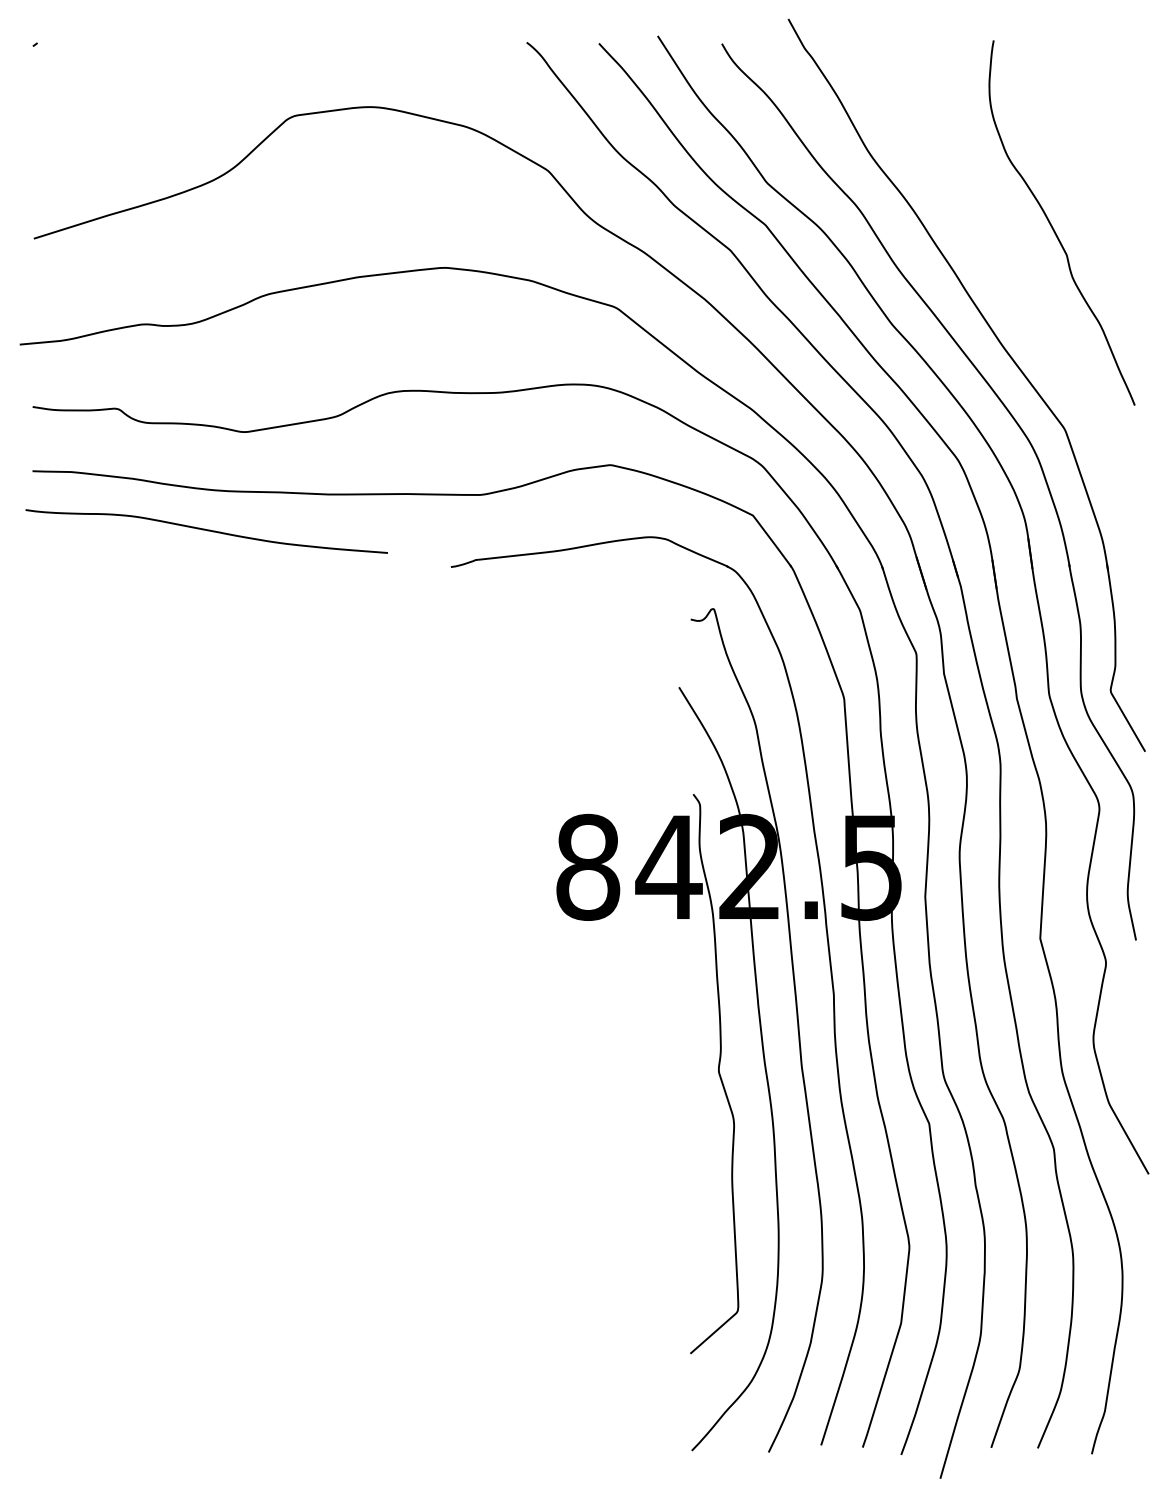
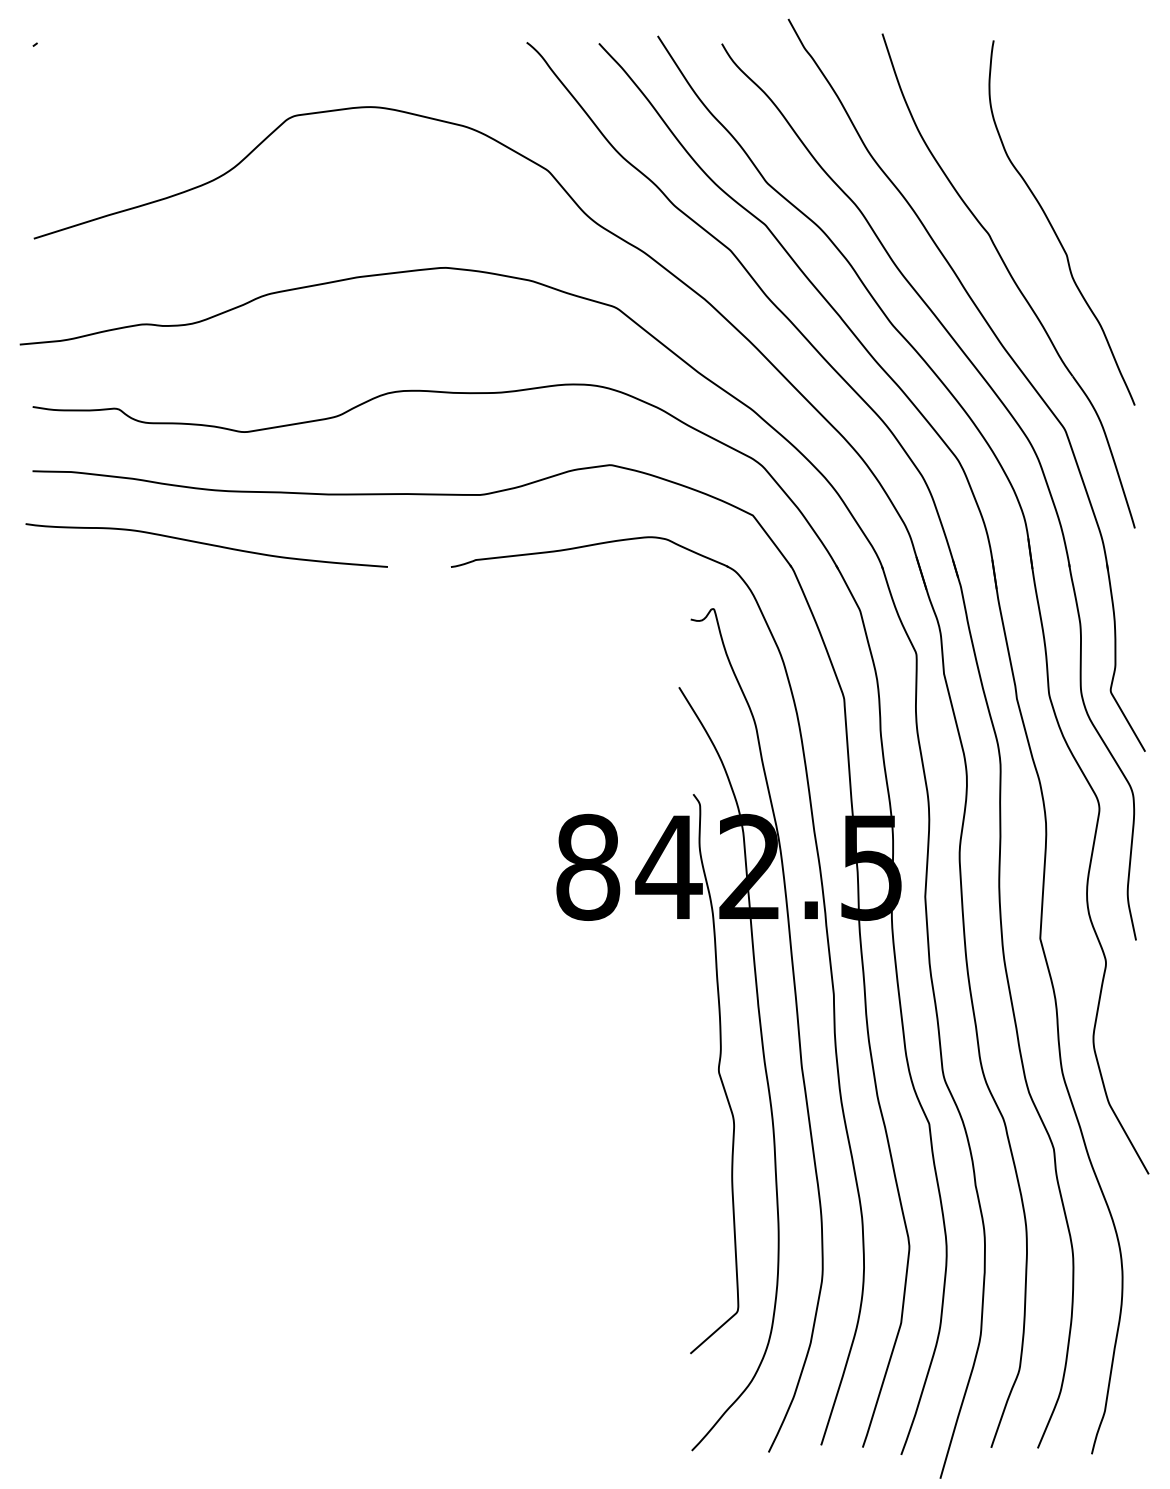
part: none -> present (1008, 280)
curve position: (206, 530) -> (206, 544) (206, 544)
